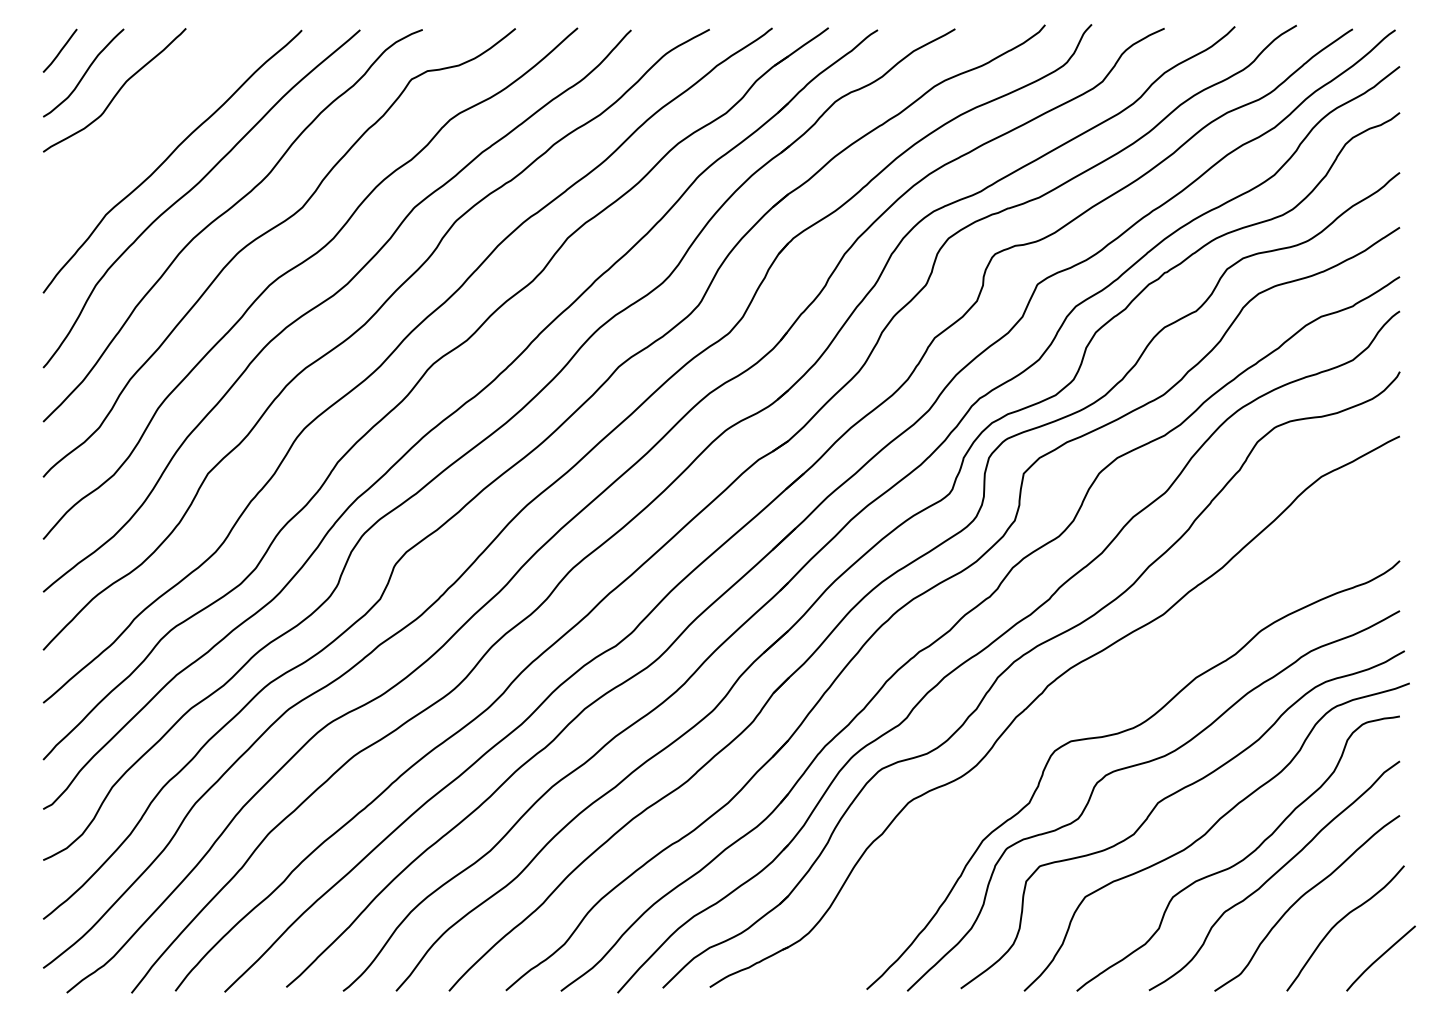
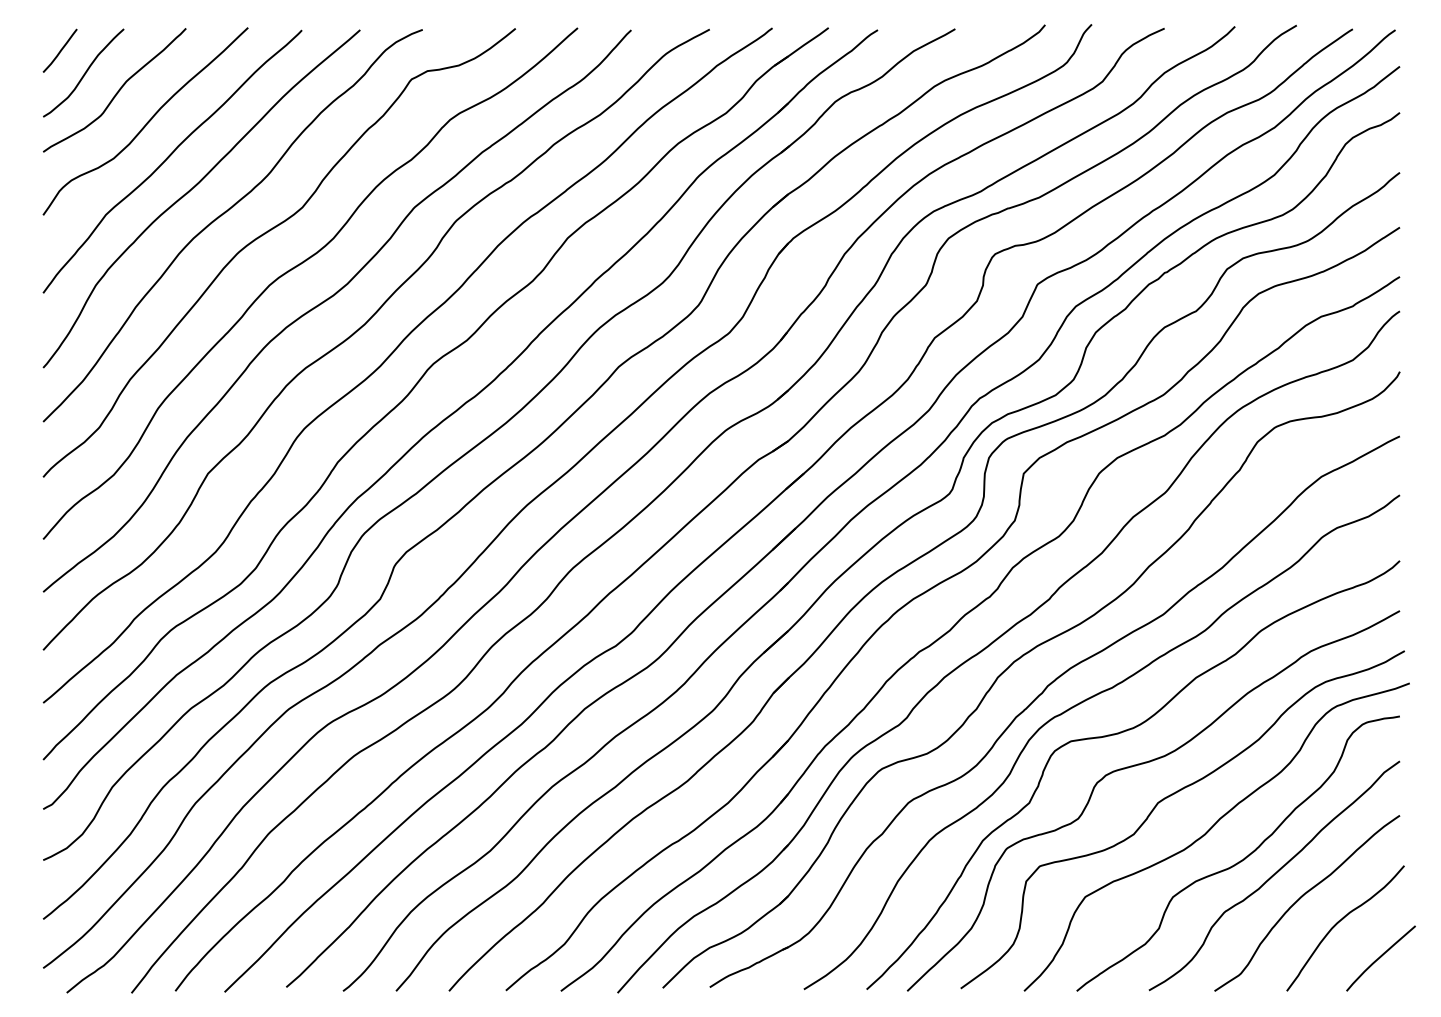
curve: none -> present (146, 122)
curve: none -> present (1080, 704)
